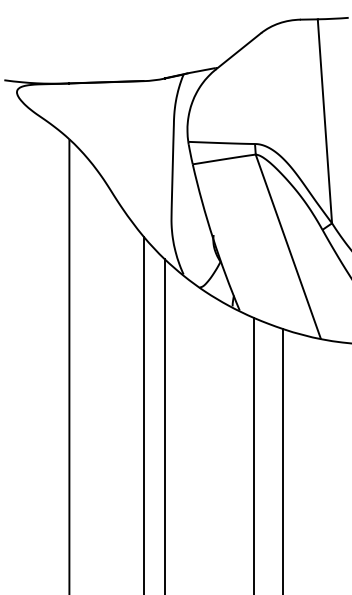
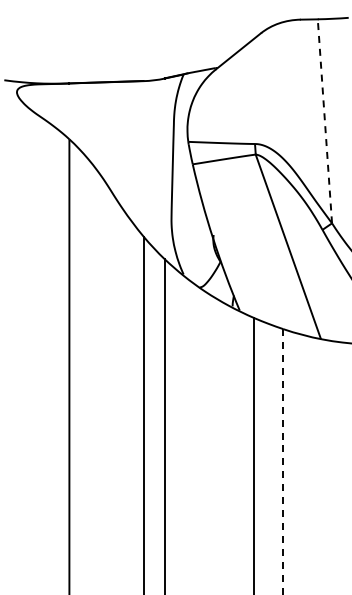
line: solid -> dashed (324, 120)
line: solid -> dashed (283, 462)
